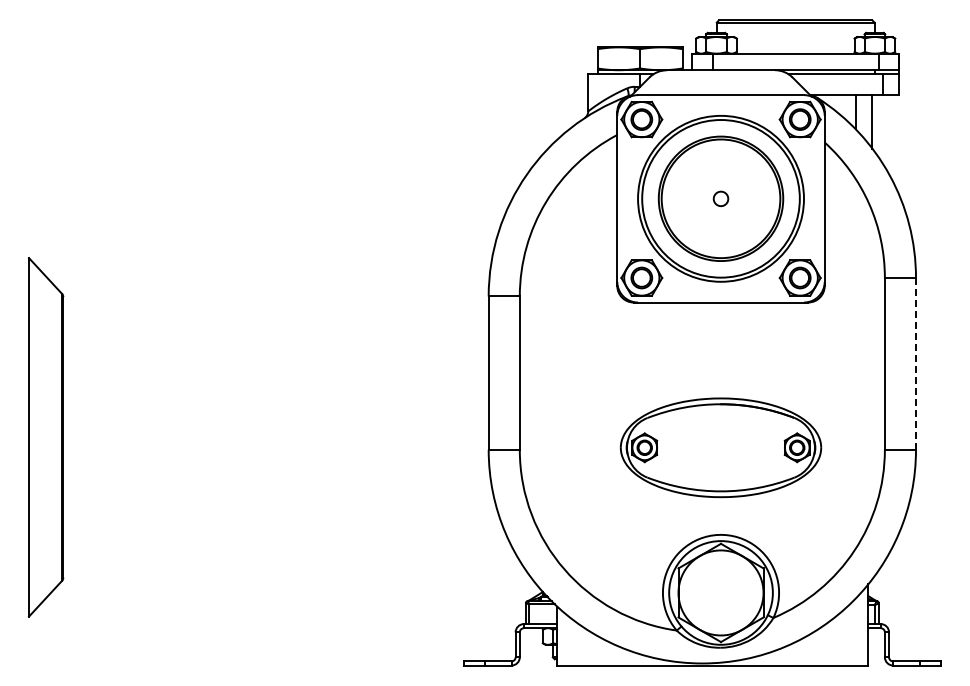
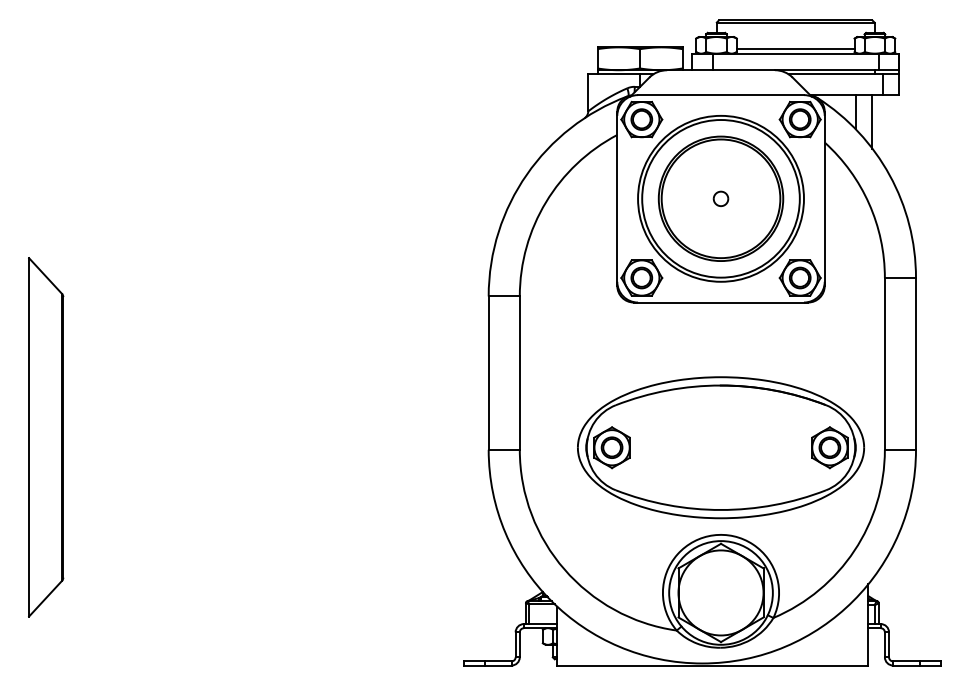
line: none -> present (795, 49)
line: dashed -> solid (916, 363)
part size: 203x102 px -> 288x144 px (720, 447)
